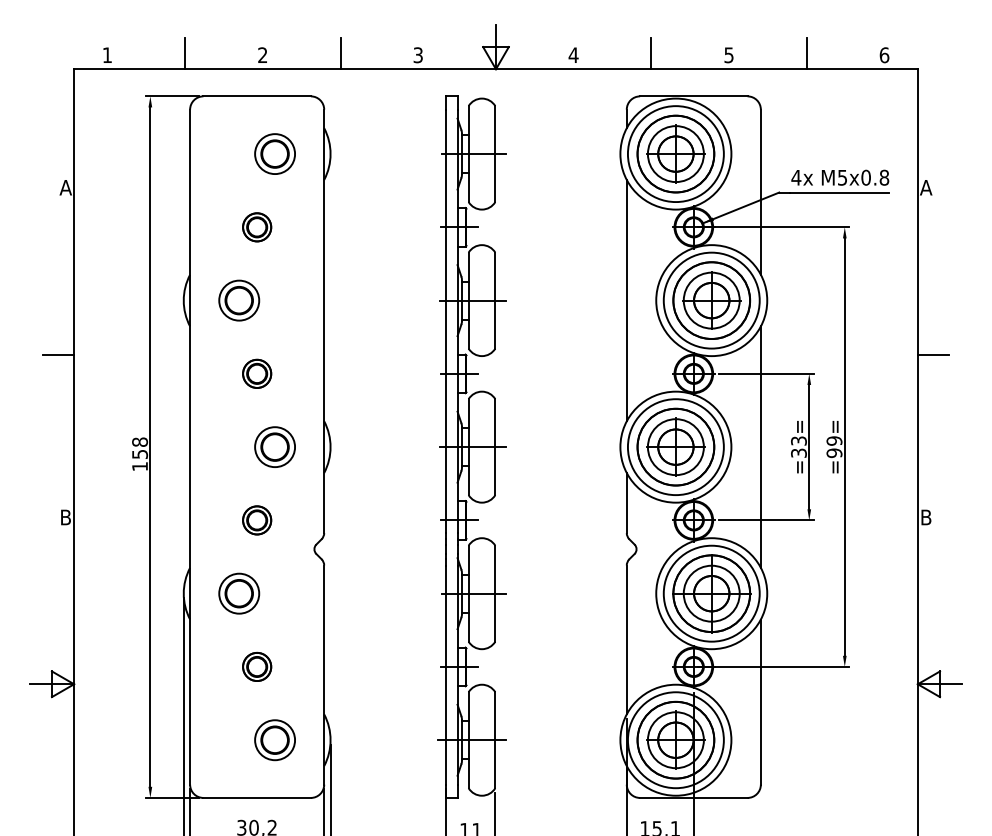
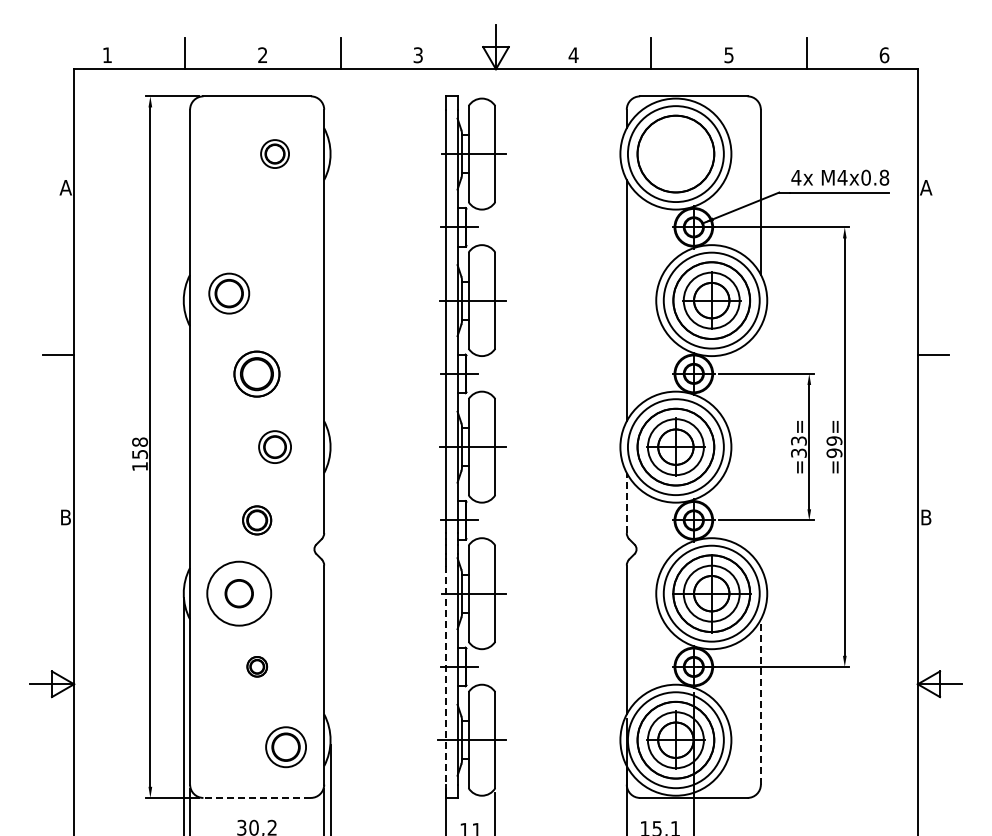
part size: 42x42 px -> 30x30 px (274, 153)
part: present -> none (675, 153)
text: M5x0.8 -> M4x0.8 (842, 177)
part: present -> none (257, 227)
part position: (239, 300) -> (229, 293) (229, 293)
part size: 31x31 px -> 48x48 px (256, 373)
part size: 42x42 px -> 34x34 px (274, 446)
line: present -> none (760, 446)
line: solid -> dashed (626, 502)
circle diameter: 40 px -> 64 px (239, 593)
part size: 31x31 px -> 23x22 px (257, 666)
line: solid -> dashed (446, 675)
line: solid -> dashed (760, 702)
part position: (274, 740) -> (285, 747) (285, 747)
line: solid -> dashed (257, 797)
